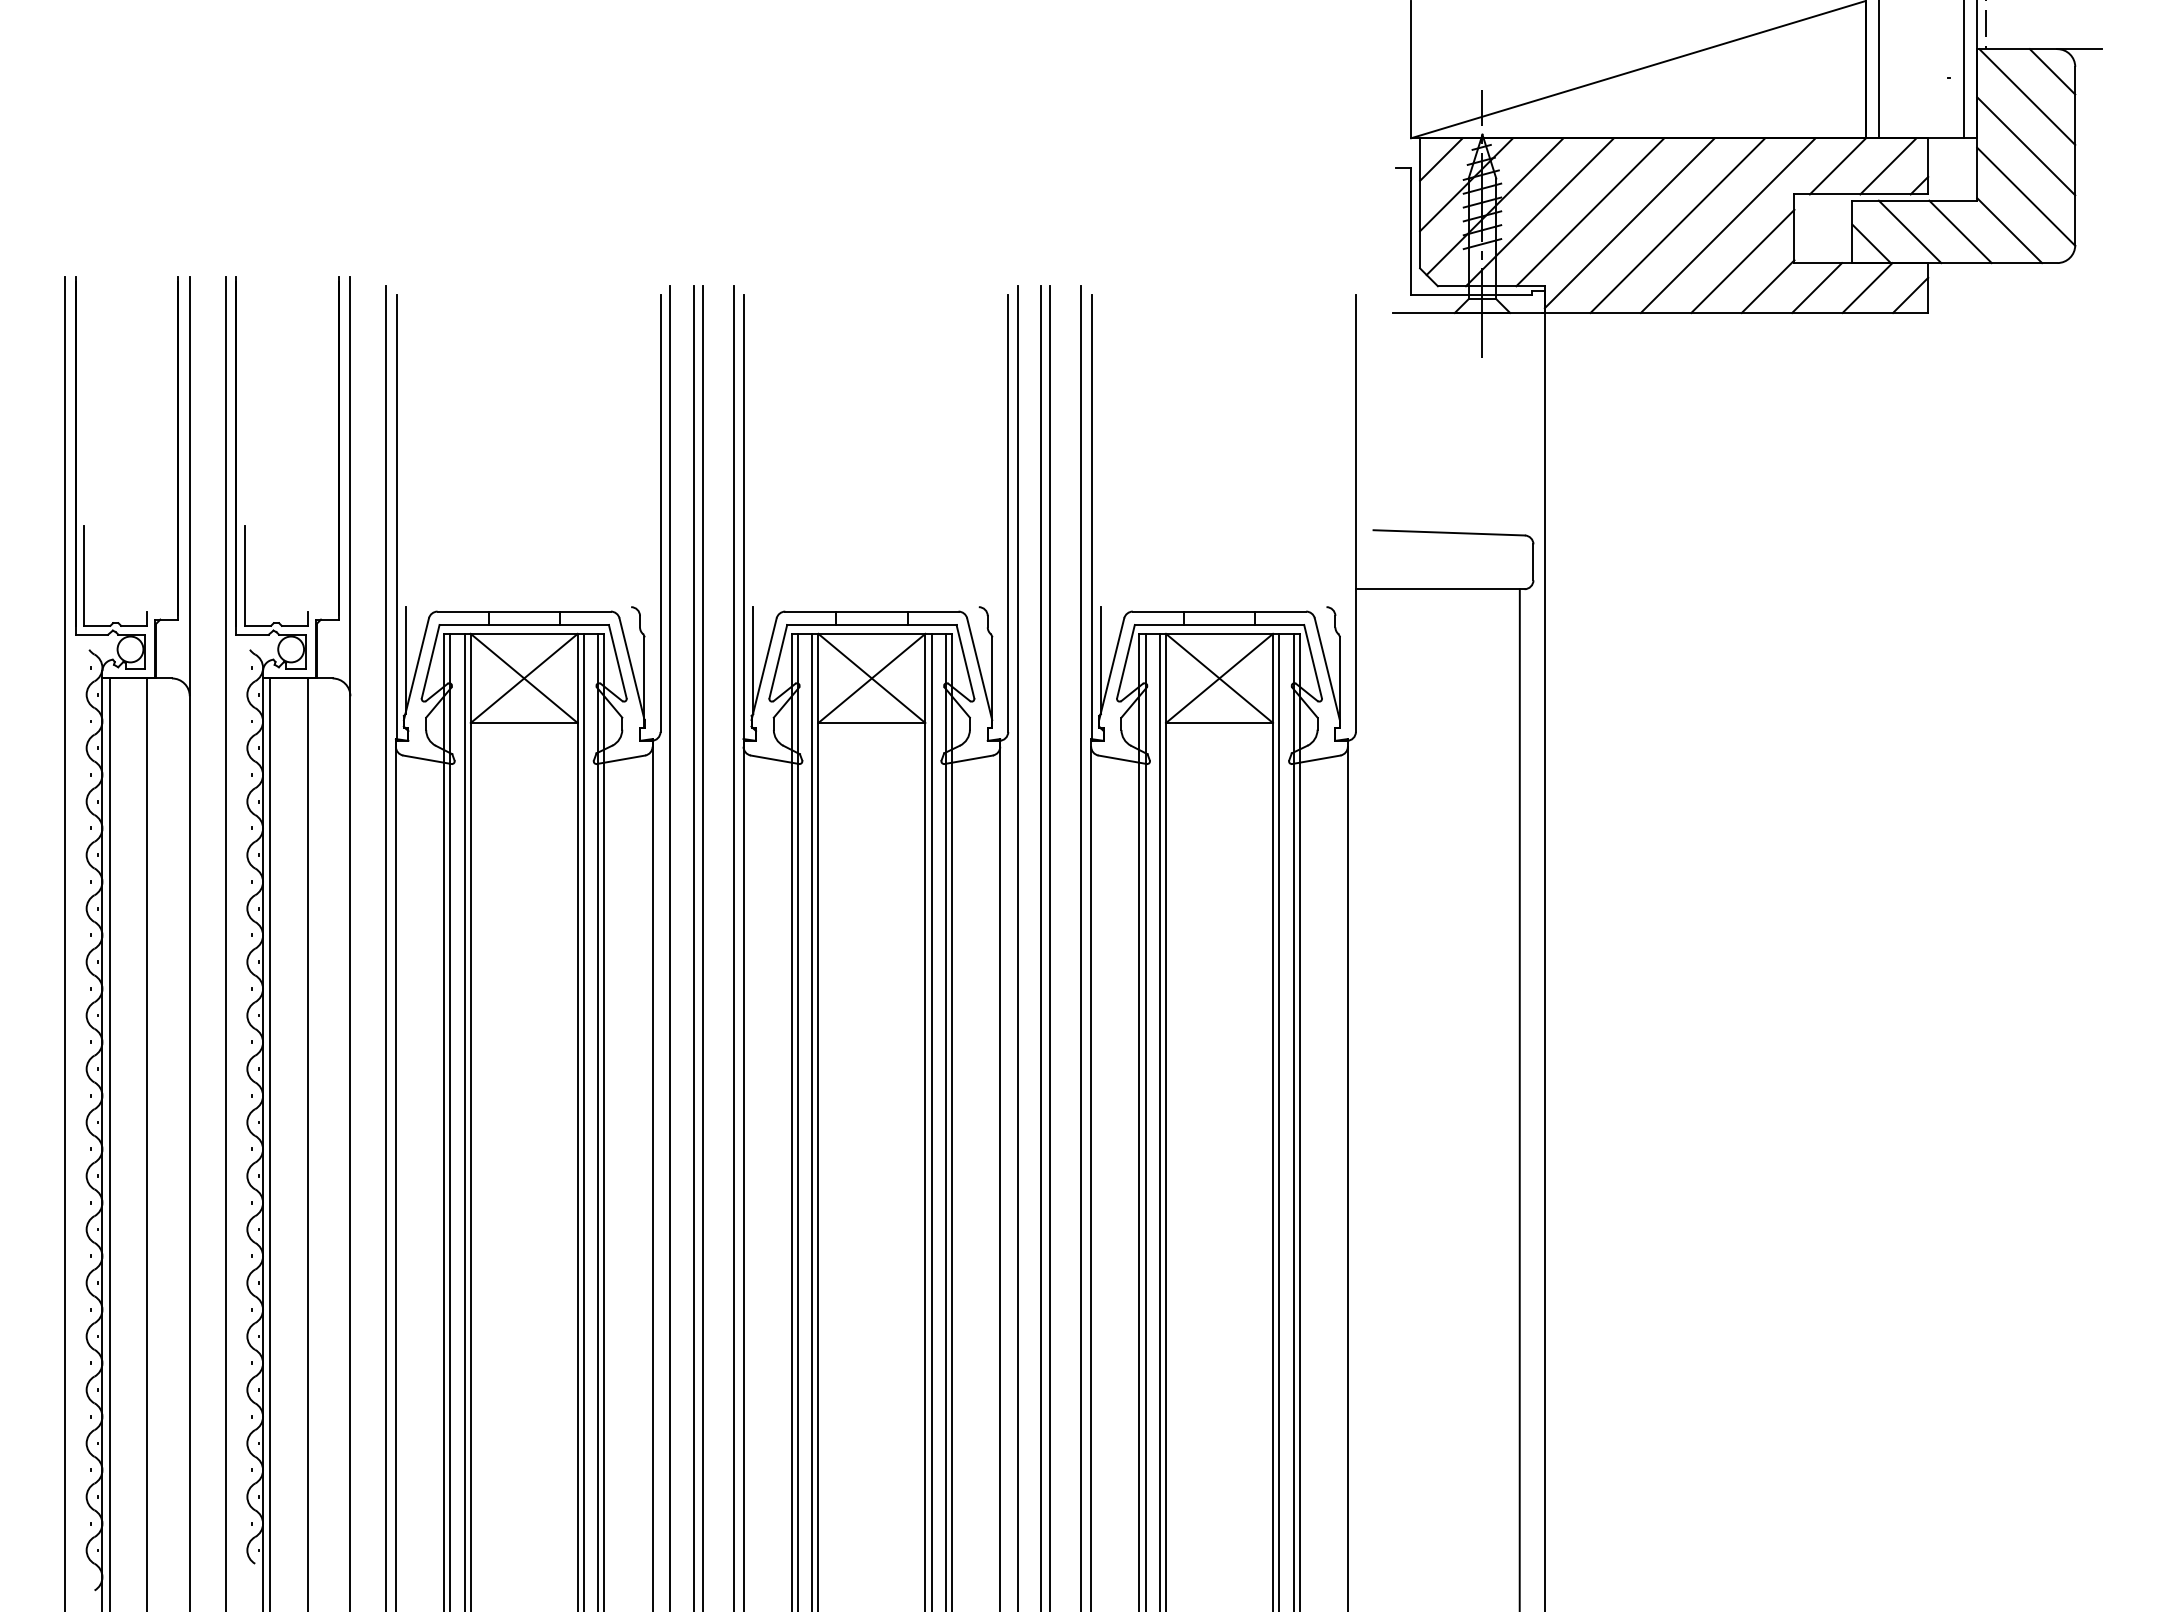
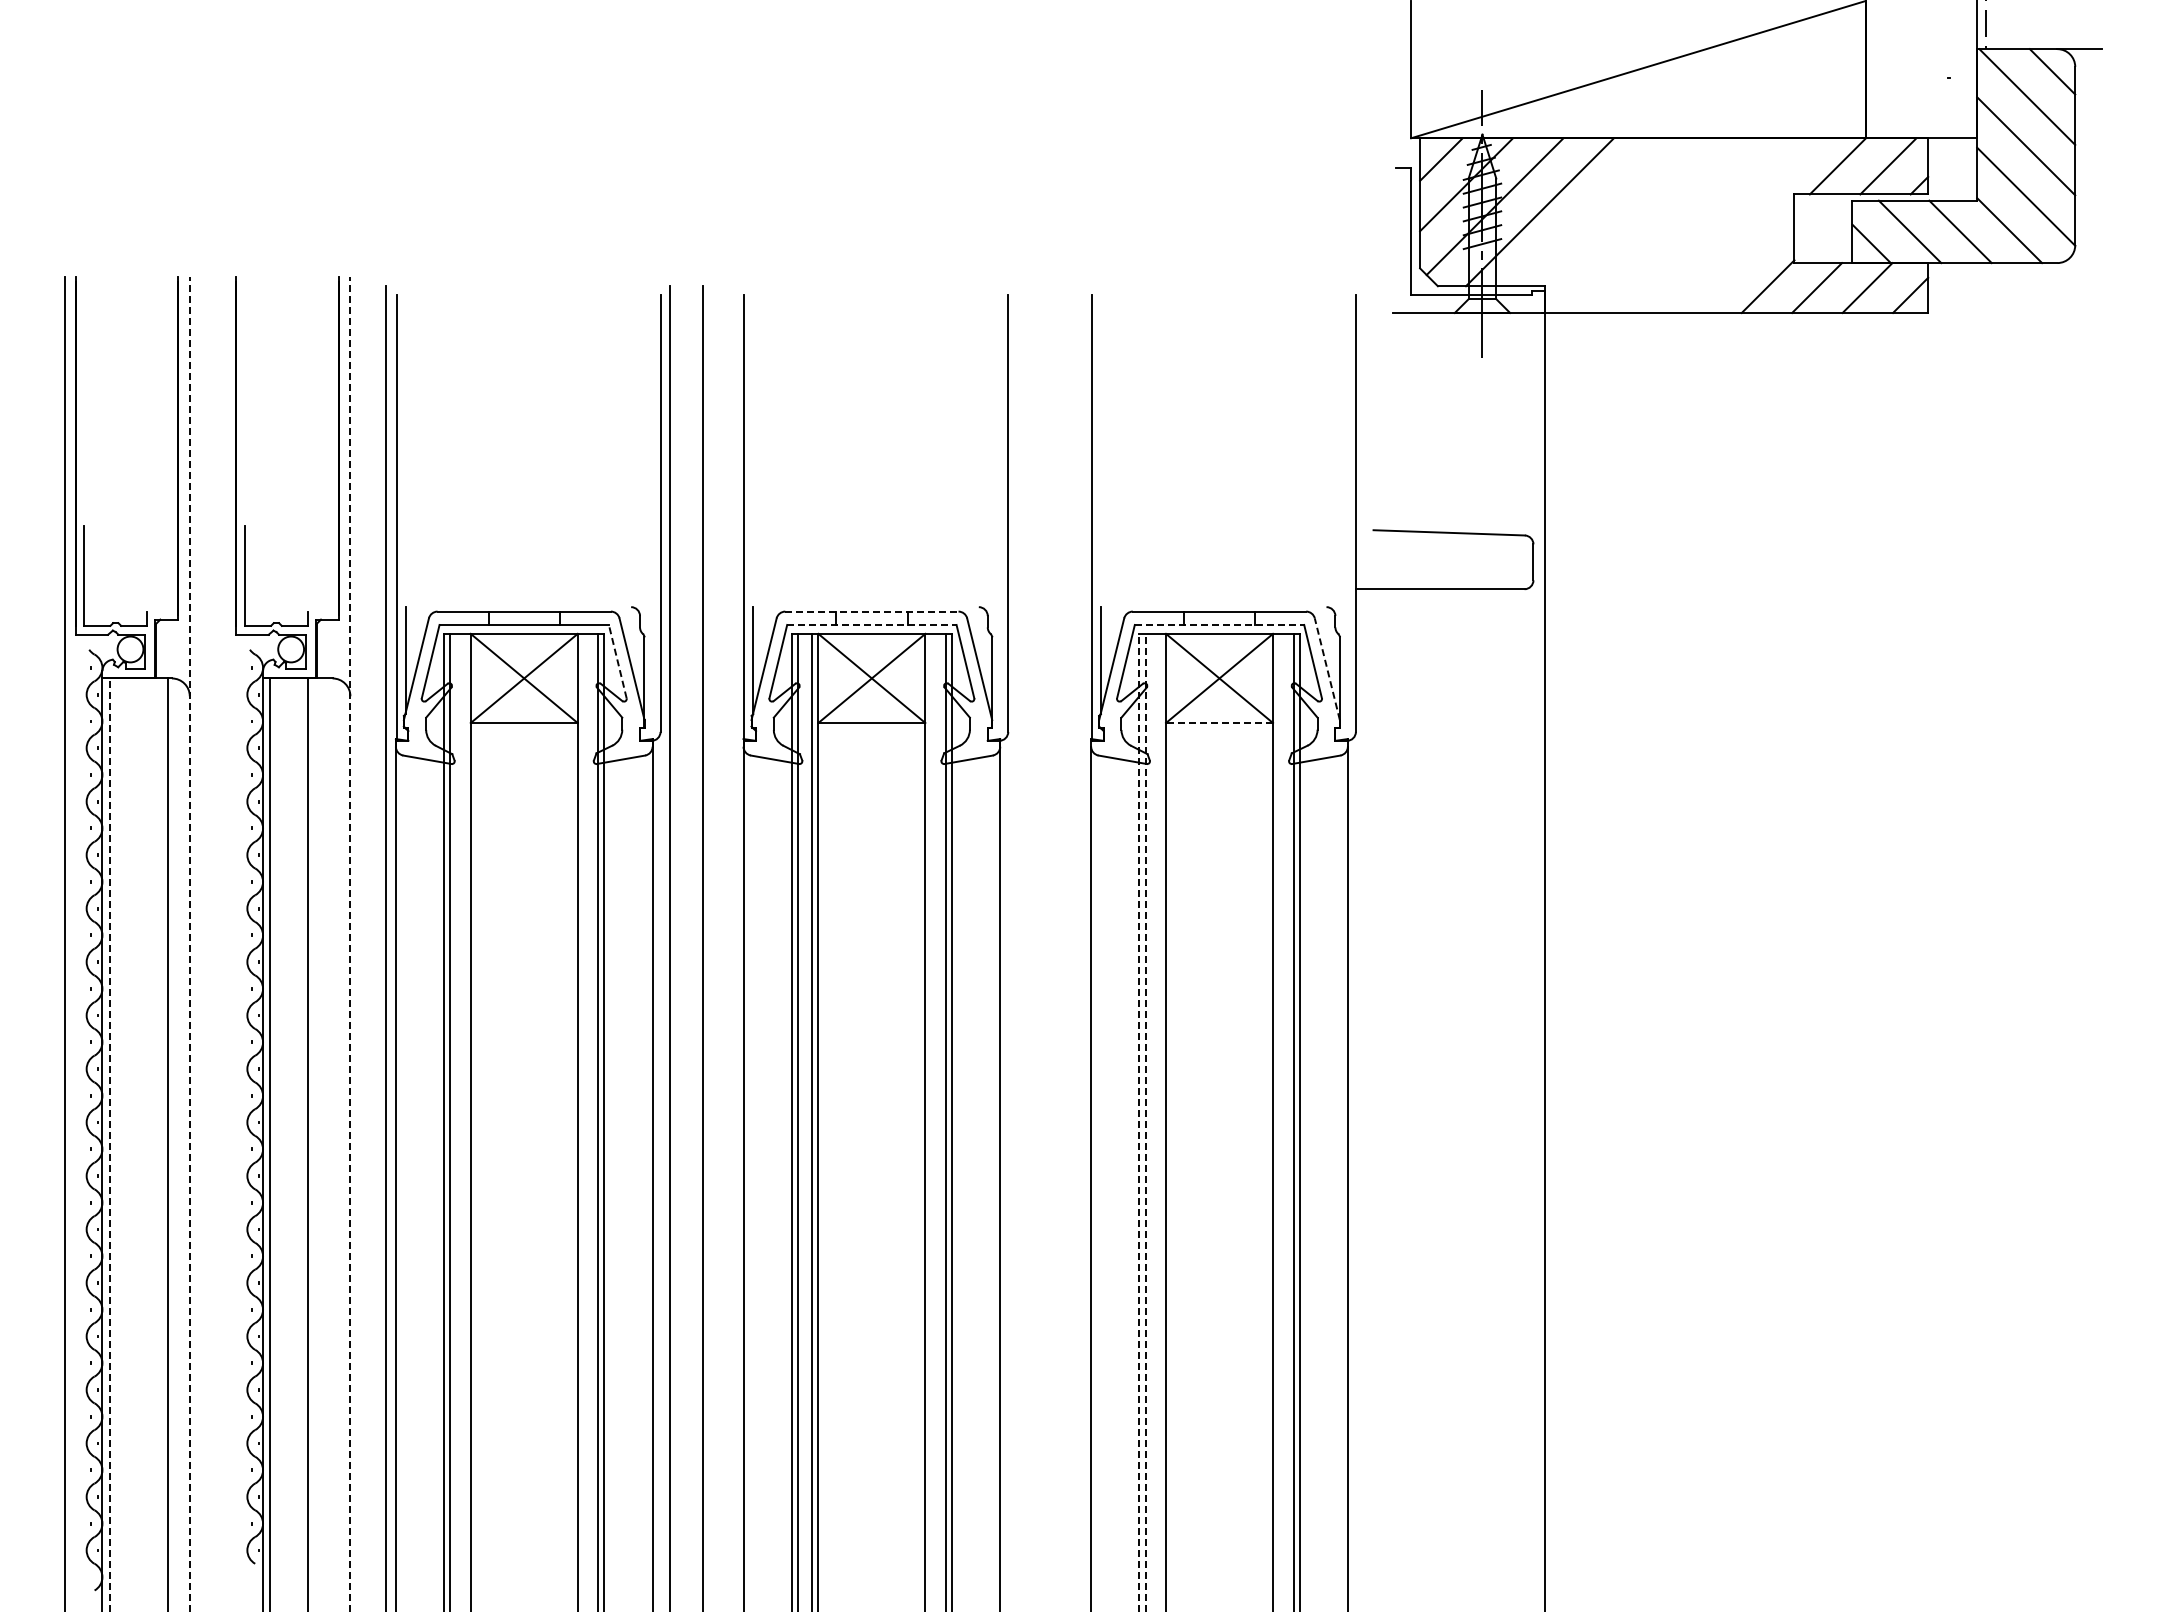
line: present -> none (1879, 70)
line: present -> none (1963, 70)
line: present -> none (1590, 212)
line: present -> none (1629, 223)
line: present -> none (1677, 225)
line: present -> none (1727, 225)
line: present -> none (1742, 260)
line: solid -> dashed (871, 611)
line: solid -> dashed (871, 624)
line: solid -> dashed (1219, 624)
line: solid -> dashed (617, 661)
line: solid -> dashed (1327, 668)
line: solid -> dashed (1219, 723)
line: present -> none (225, 942)
line: solid -> dashed (189, 944)
line: solid -> dashed (350, 944)
line: present -> none (693, 947)
line: present -> none (733, 947)
line: present -> none (1018, 947)
line: present -> none (1041, 947)
line: present -> none (1050, 947)
line: present -> none (1081, 947)
line: present -> none (1519, 1098)
line: present -> none (464, 1120)
line: present -> none (583, 1120)
line: present -> none (931, 1120)
line: present -> none (1159, 1120)
line: present -> none (1279, 1120)
line: solid -> dashed (1139, 1122)
line: solid -> dashed (1145, 1122)
line position: (147, 1143) -> (168, 1143) (168, 1143)
line: solid -> dashed (109, 1144)
